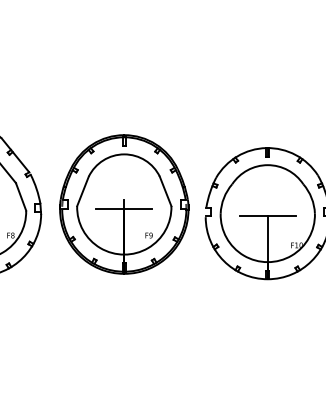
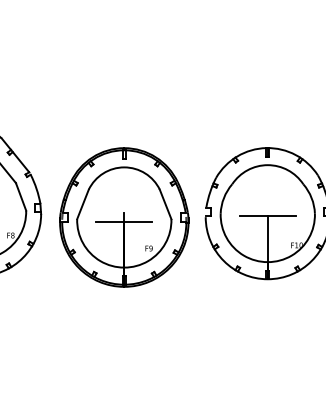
part position: (124, 204) -> (124, 217) (124, 217)
